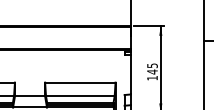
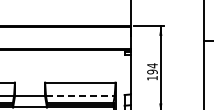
text: 145 -> 194 (152, 68)
line: solid -> dashed (80, 95)
